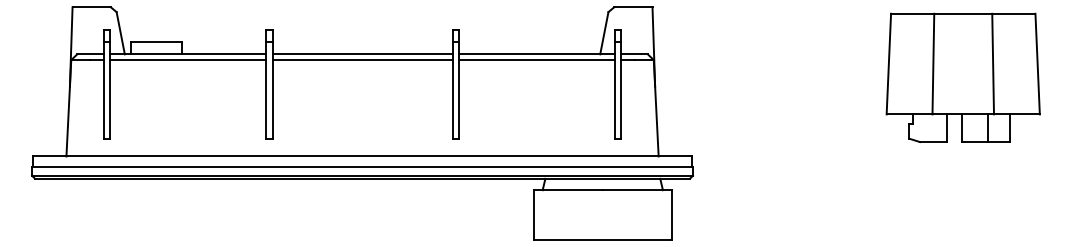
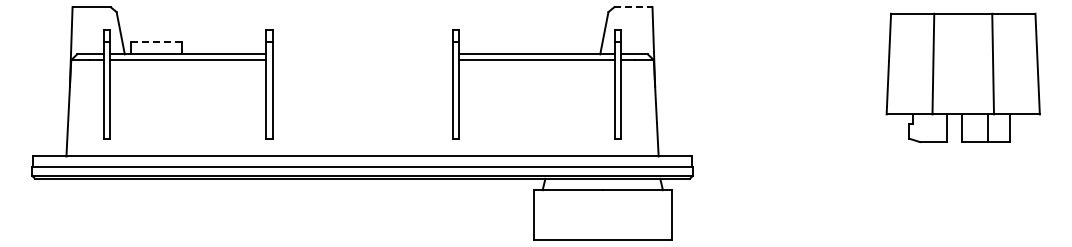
line: solid -> dashed (633, 7)
line: solid -> dashed (156, 42)
line: present -> none (362, 54)
line: present -> none (362, 60)
